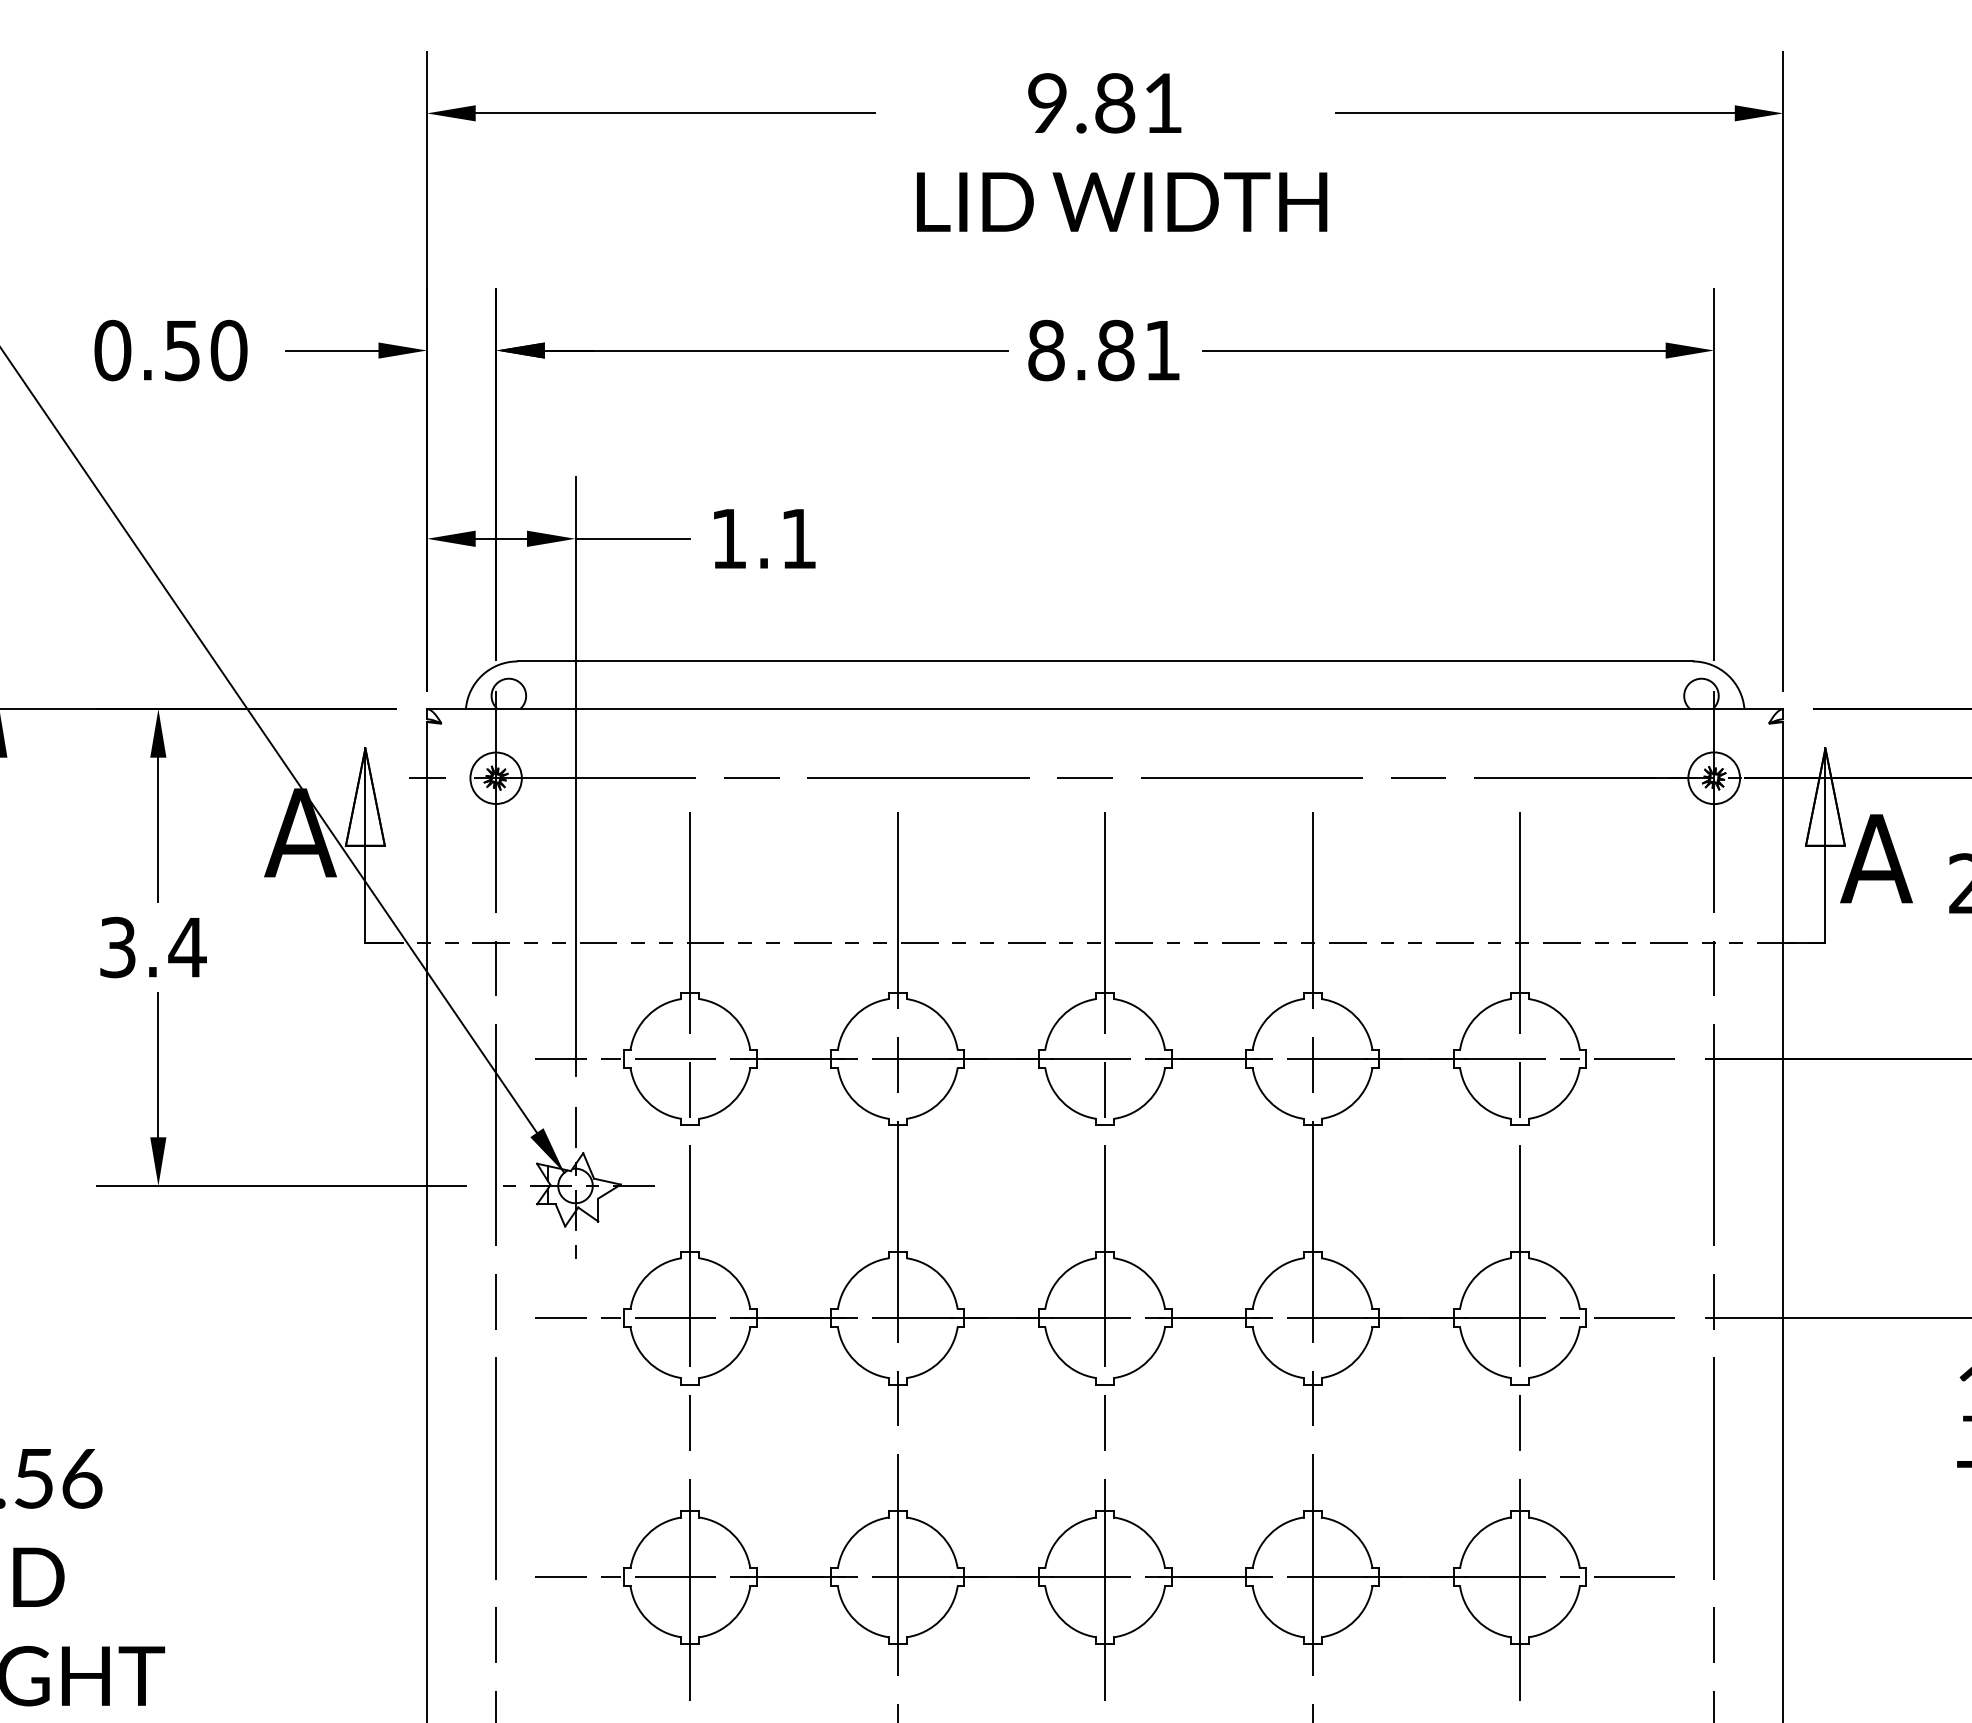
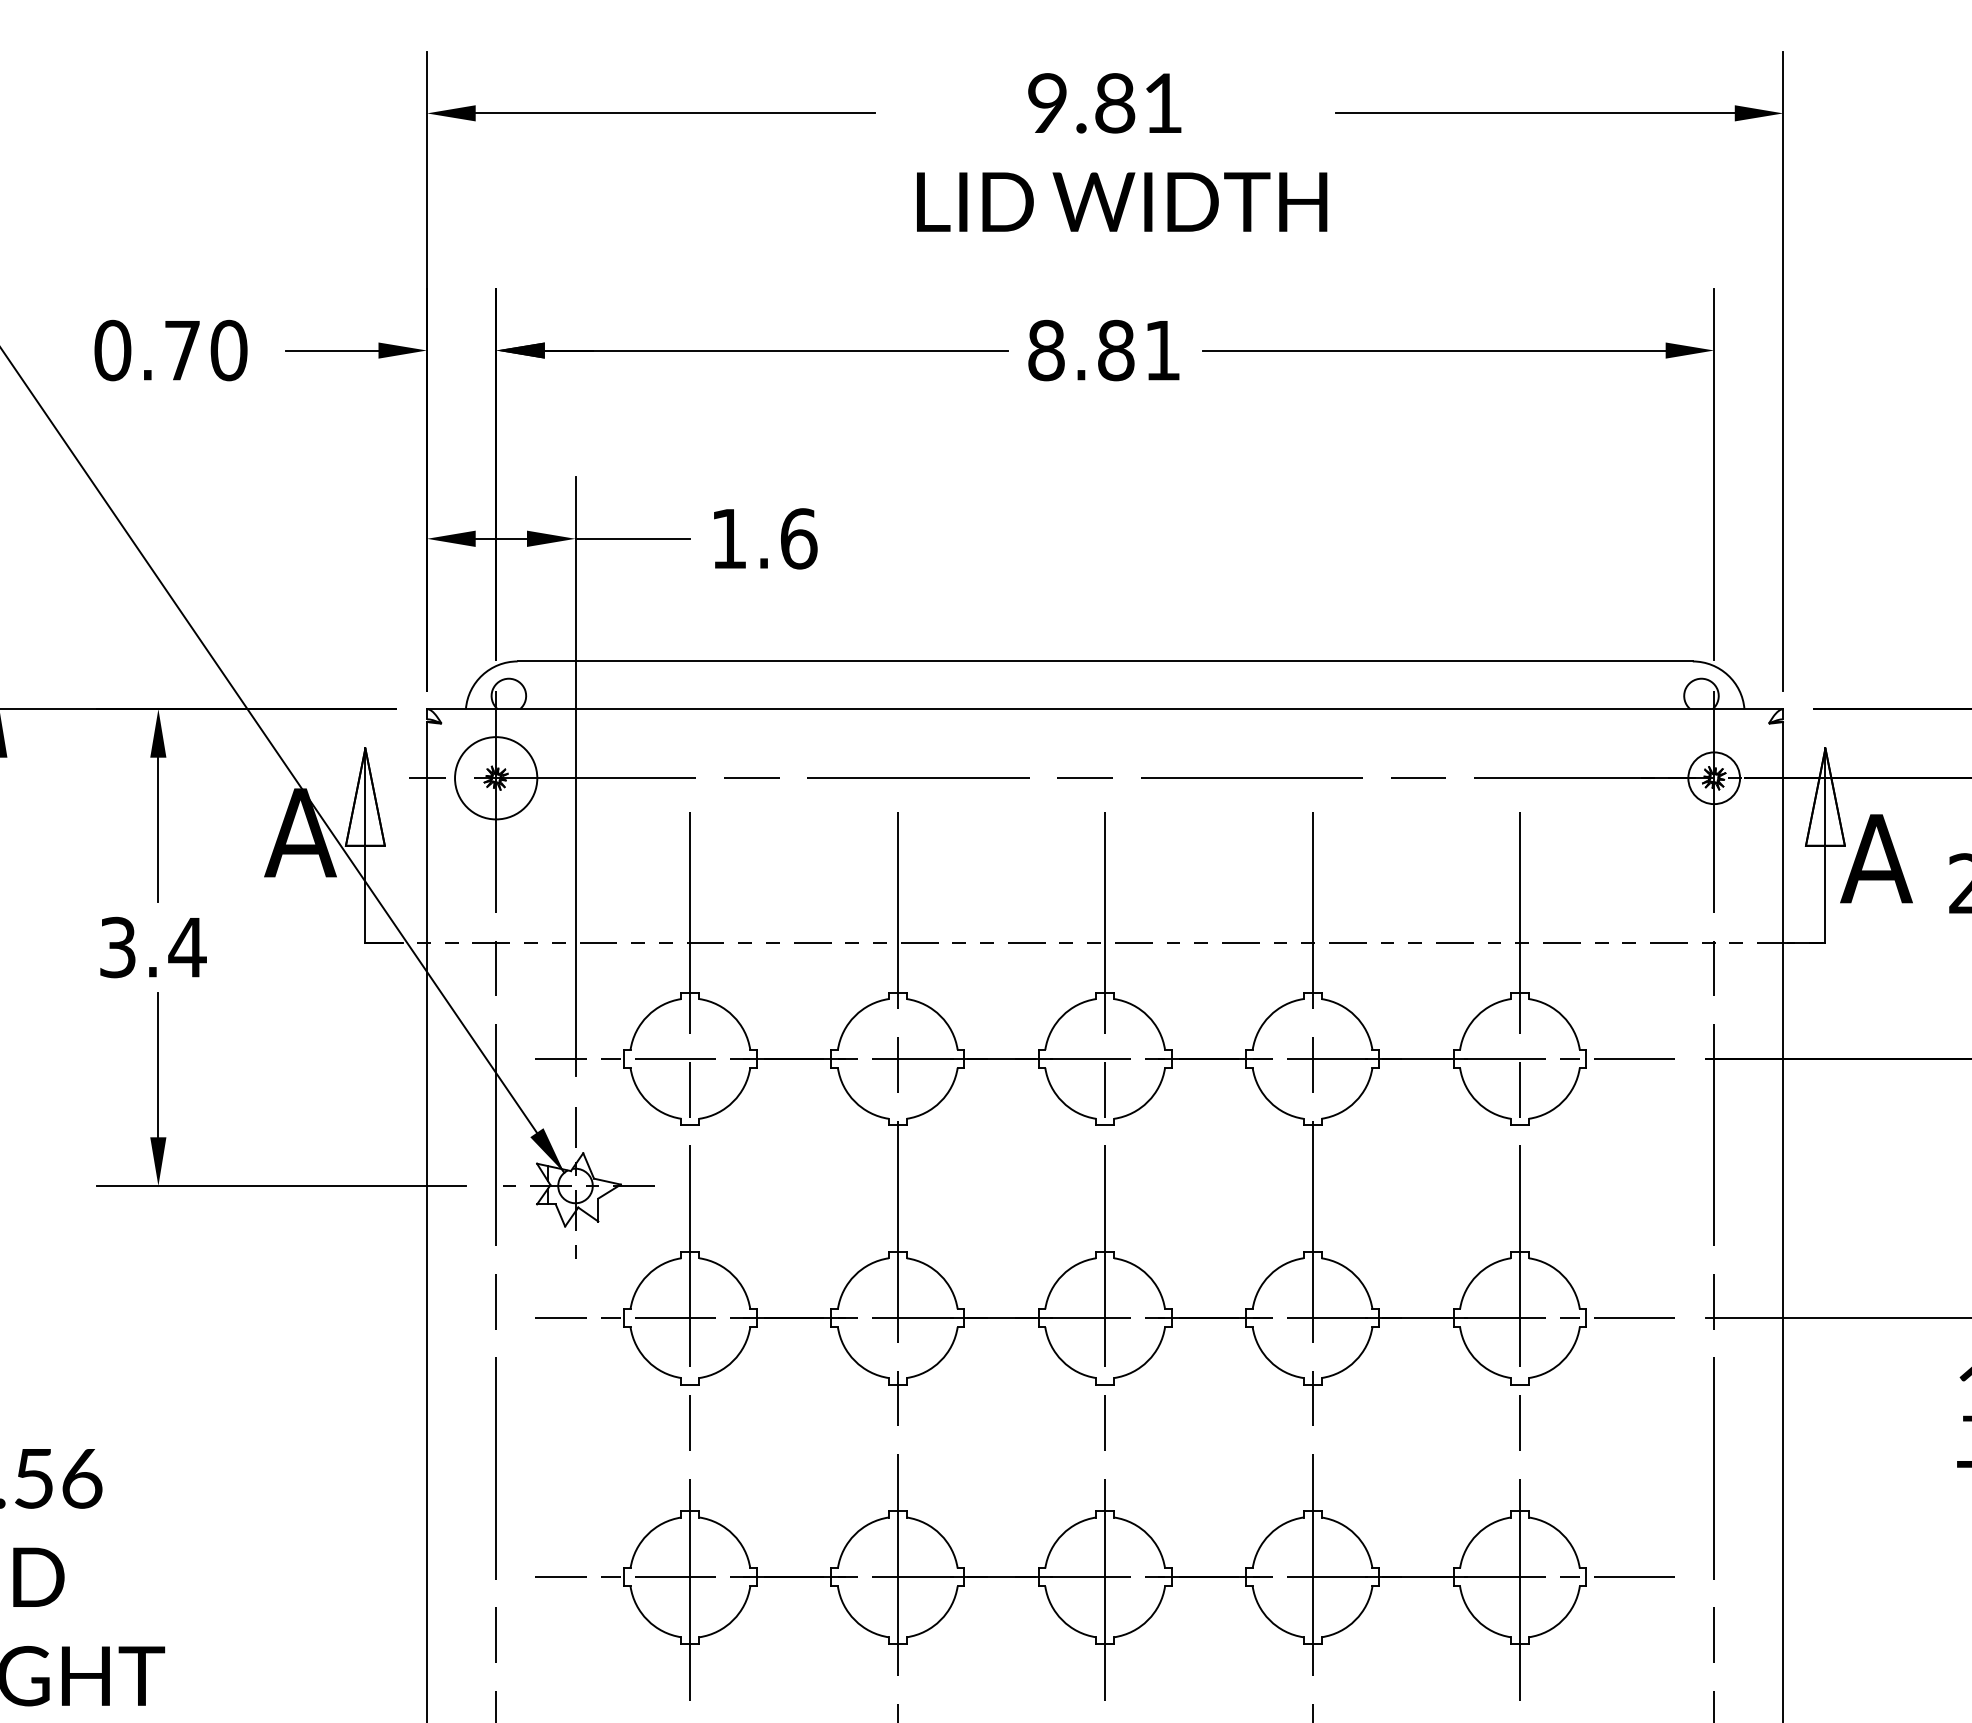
text: 0.50 -> 0.70 (182, 351)
text: 1.1 -> 1.6 (799, 538)
circle diameter: 51 px -> 82 px (496, 778)
